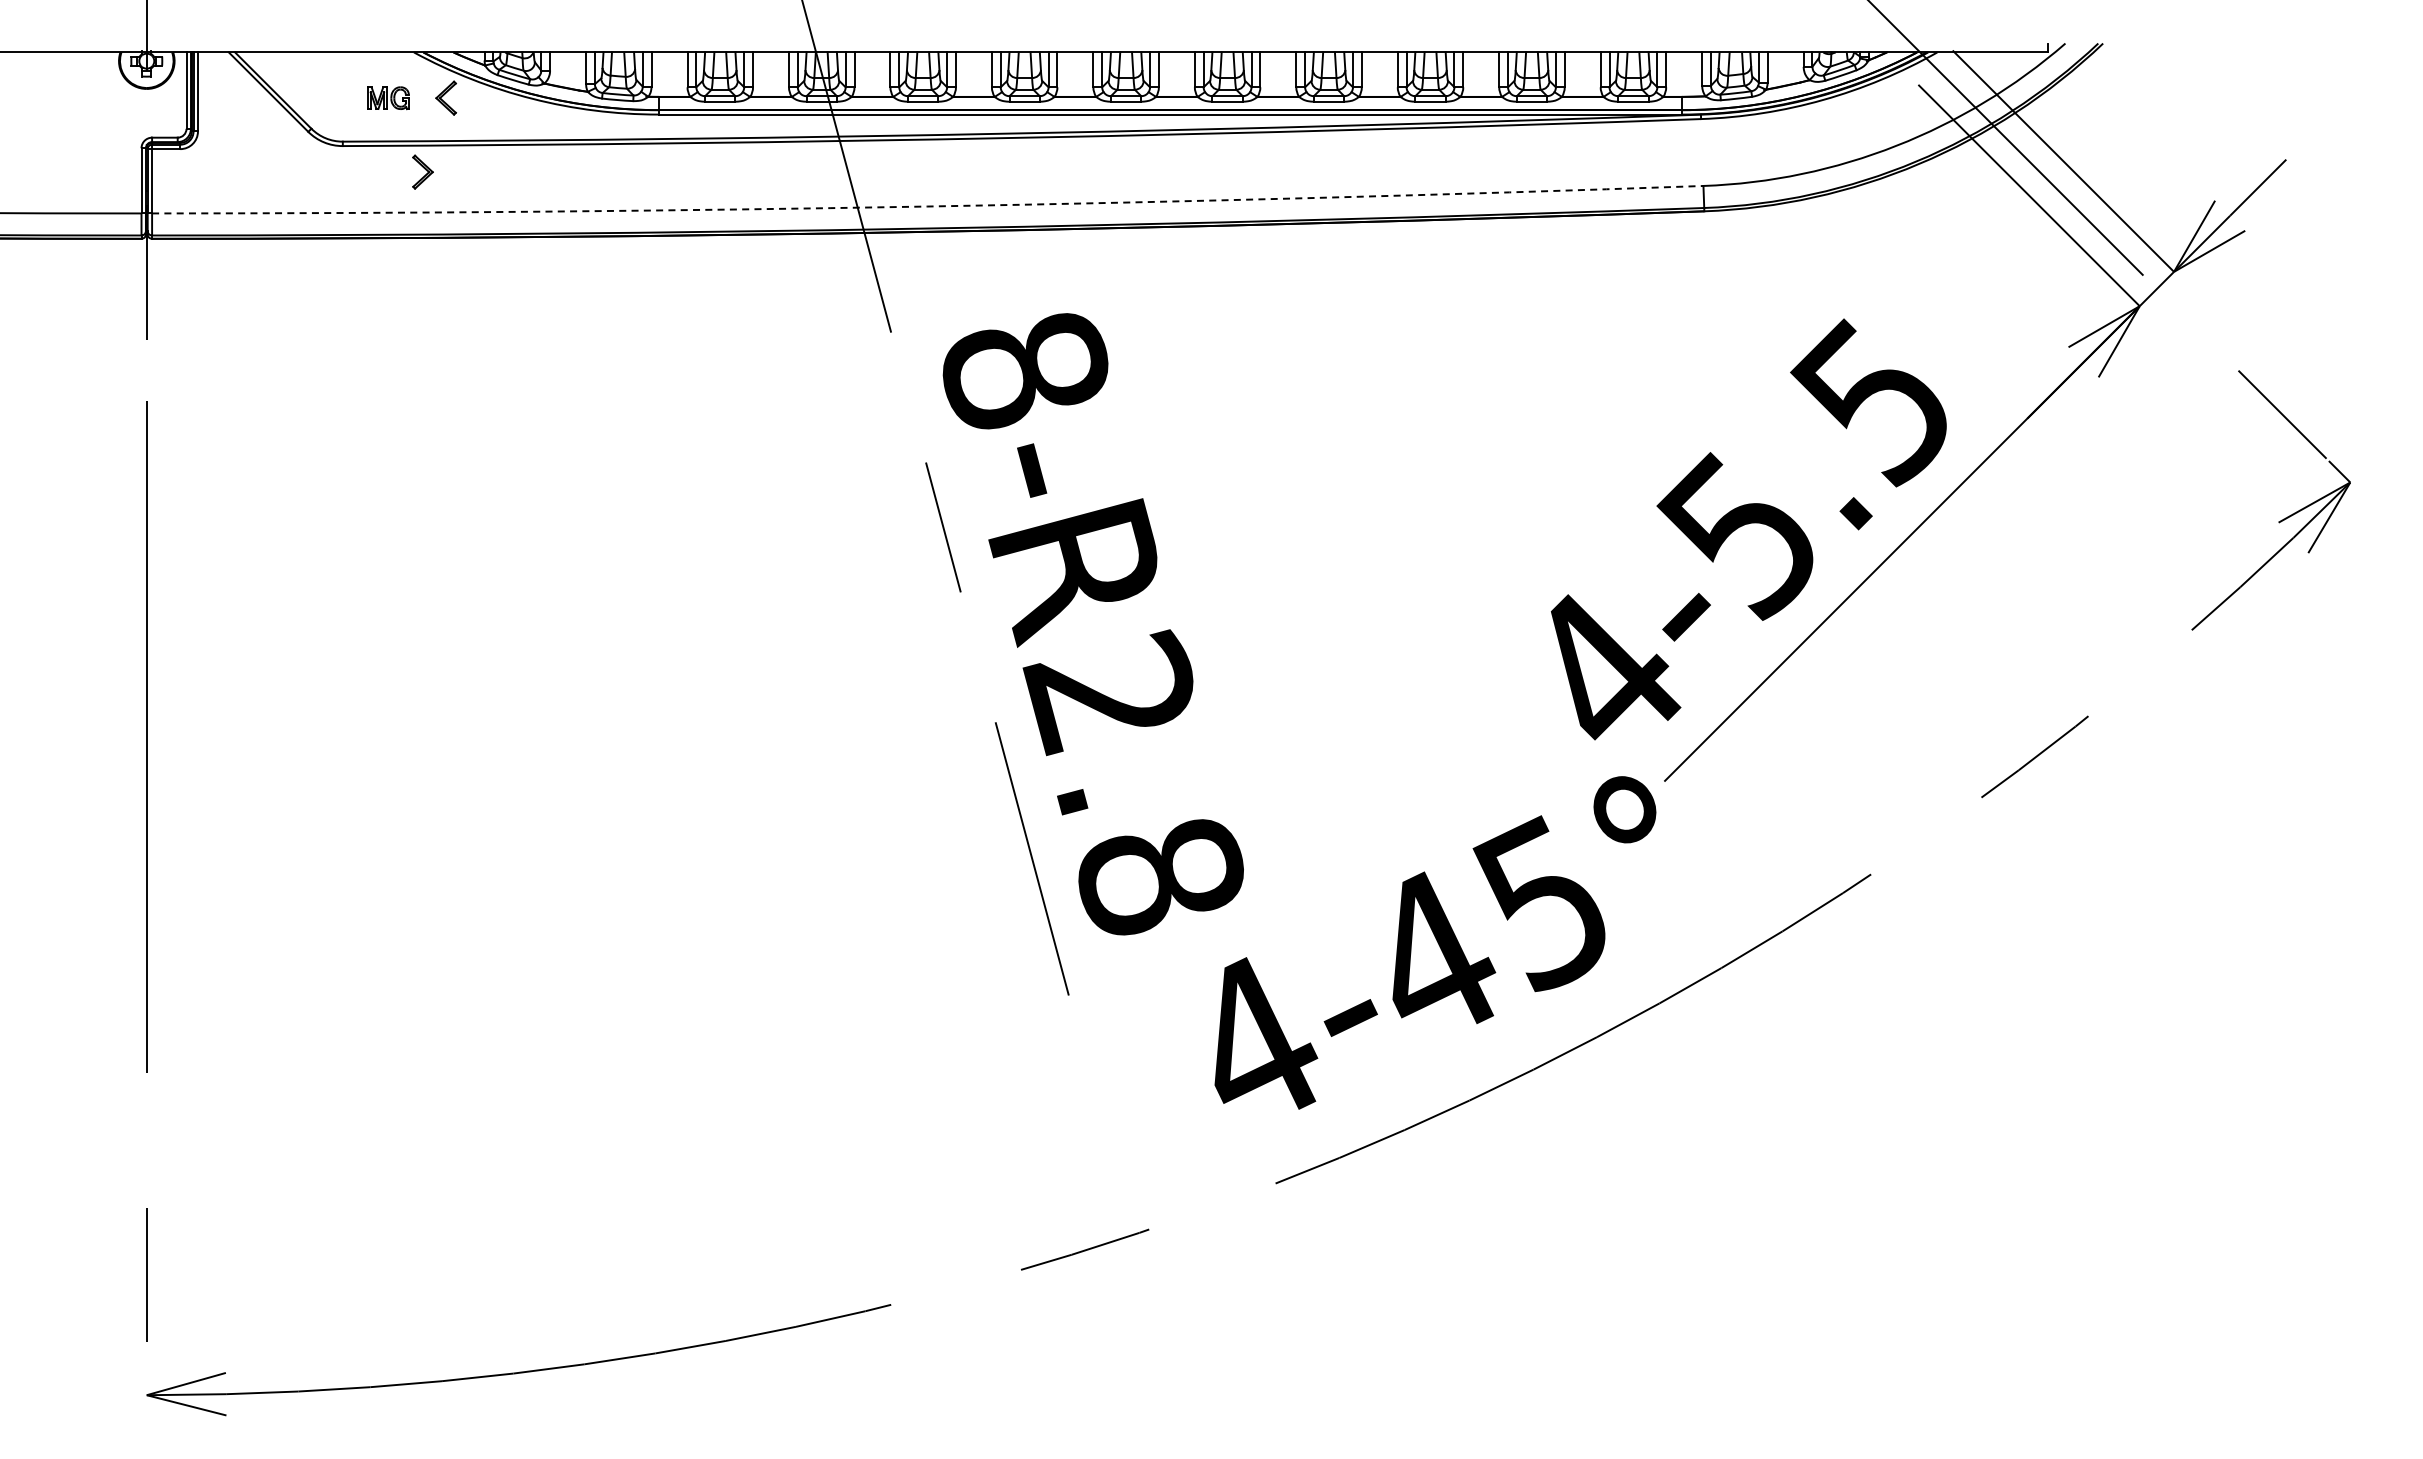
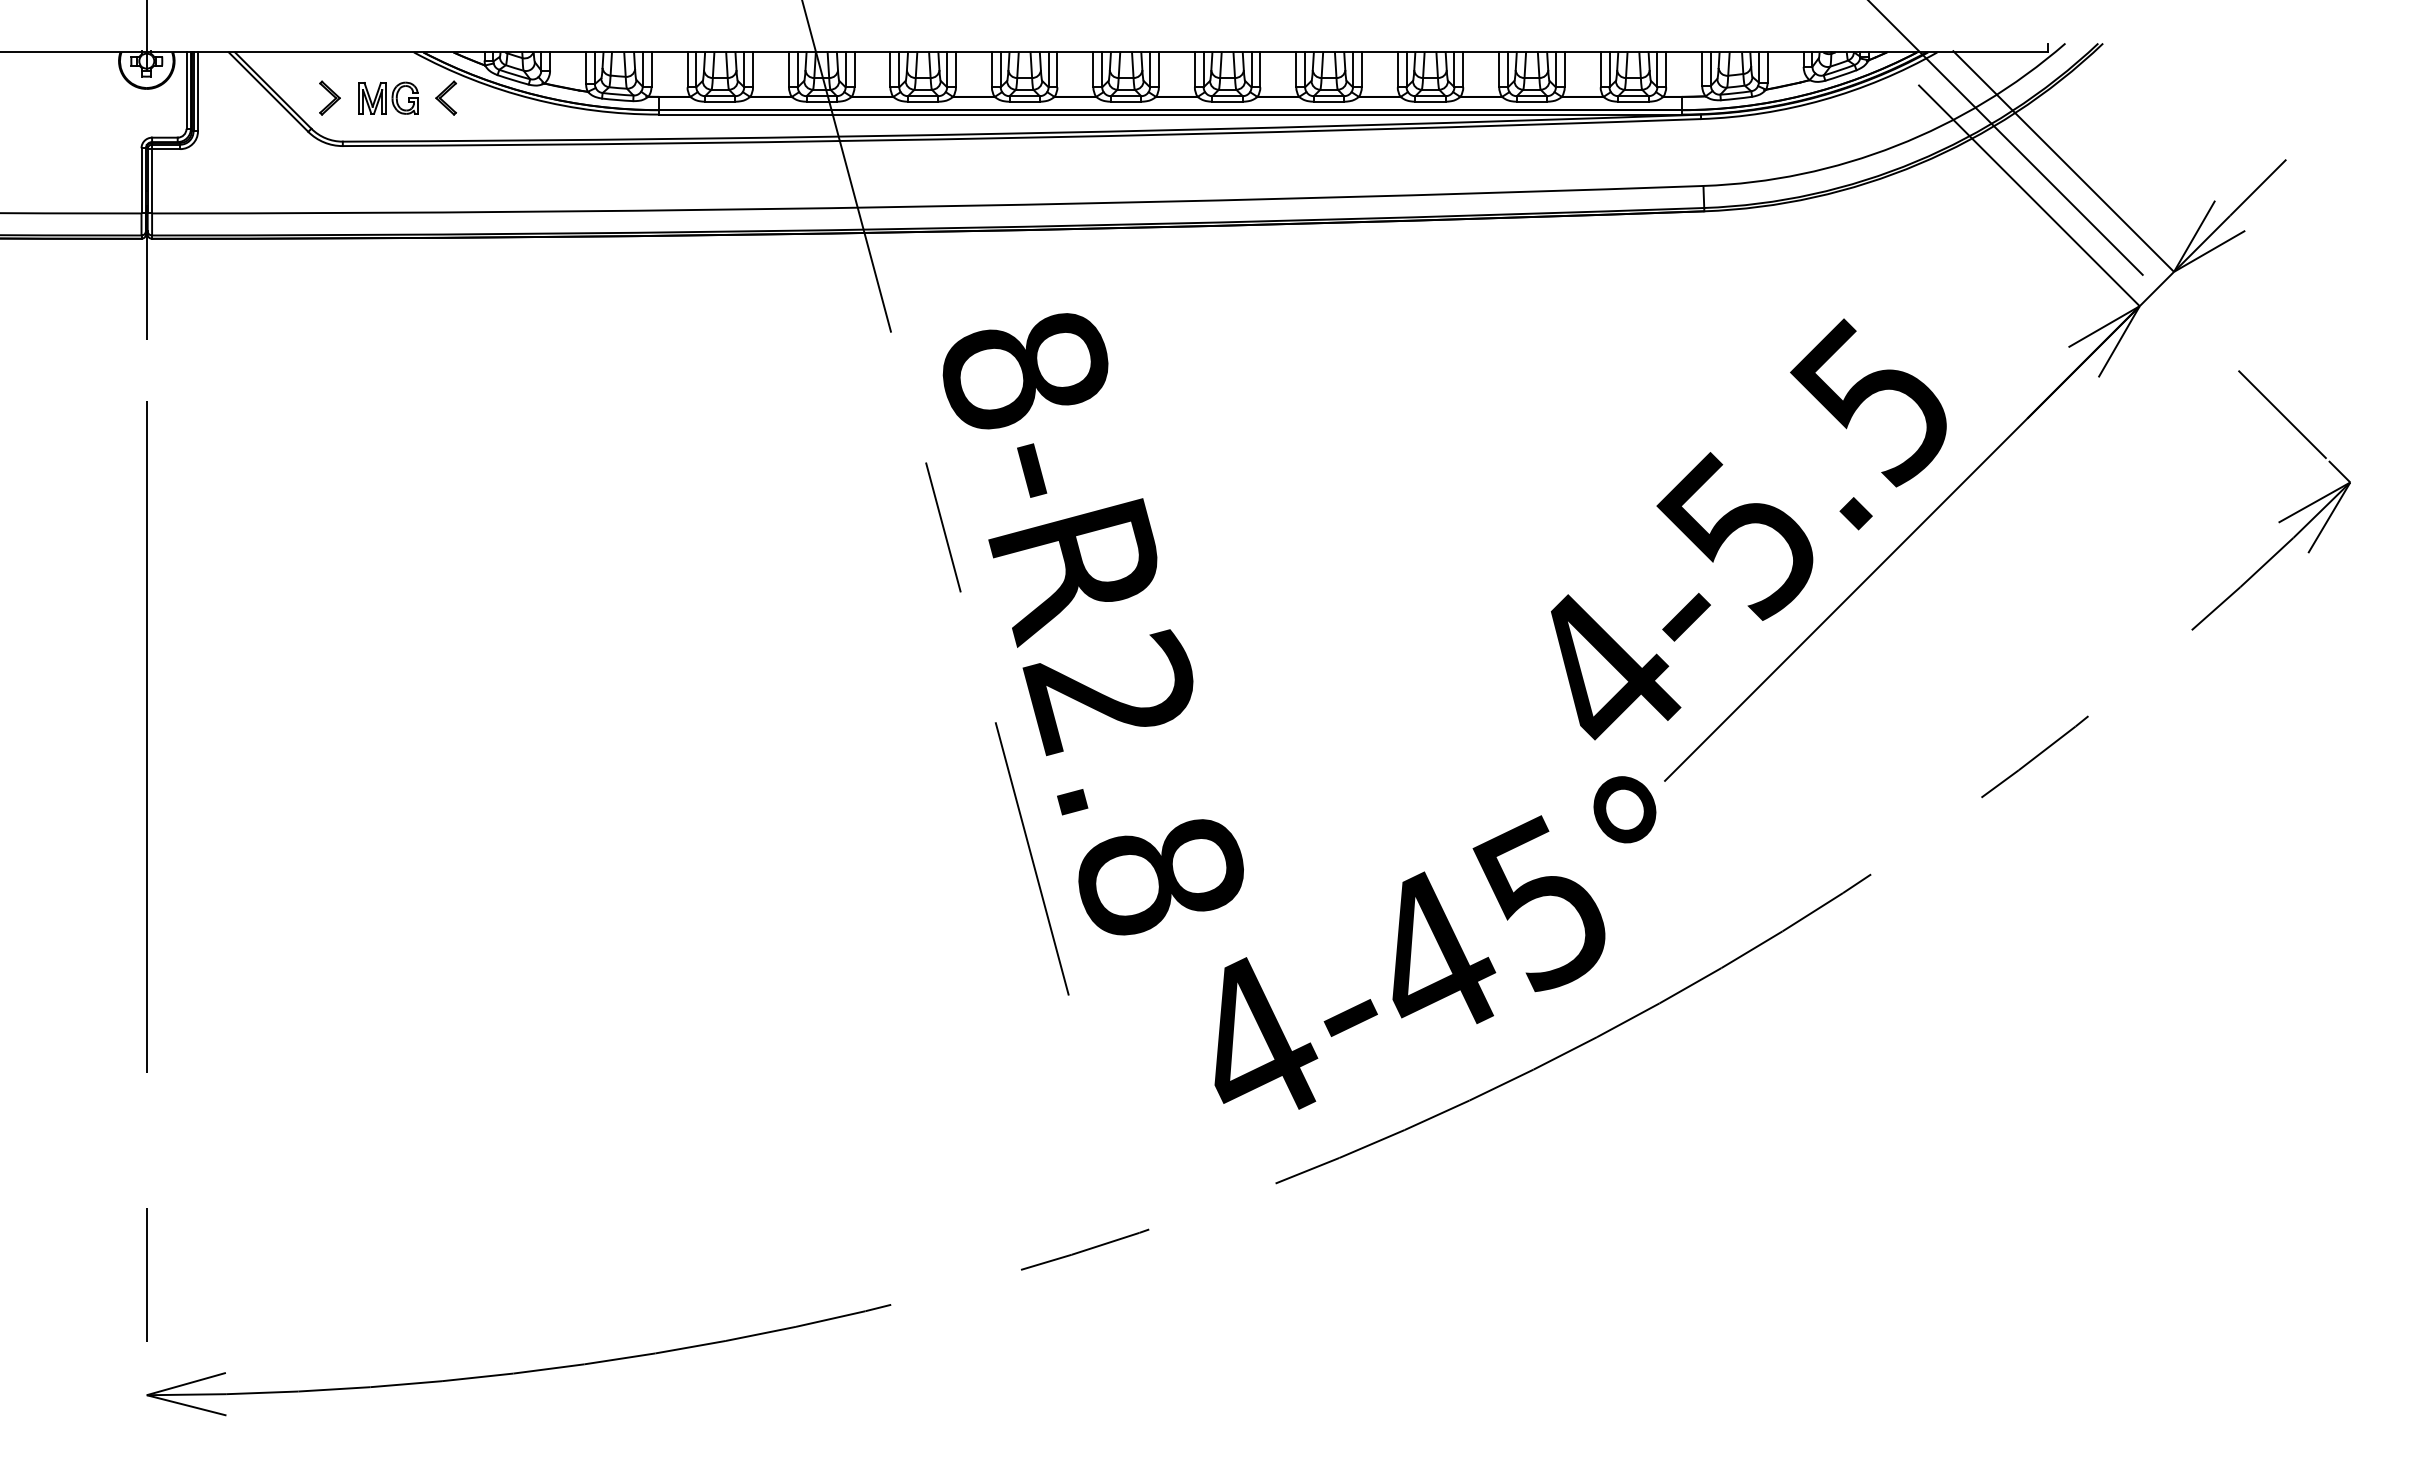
part size: 43x25 px -> 61x34 px (388, 97)
part position: (422, 171) -> (329, 97) (329, 97)
arc: dashed -> solid (927, 206)
